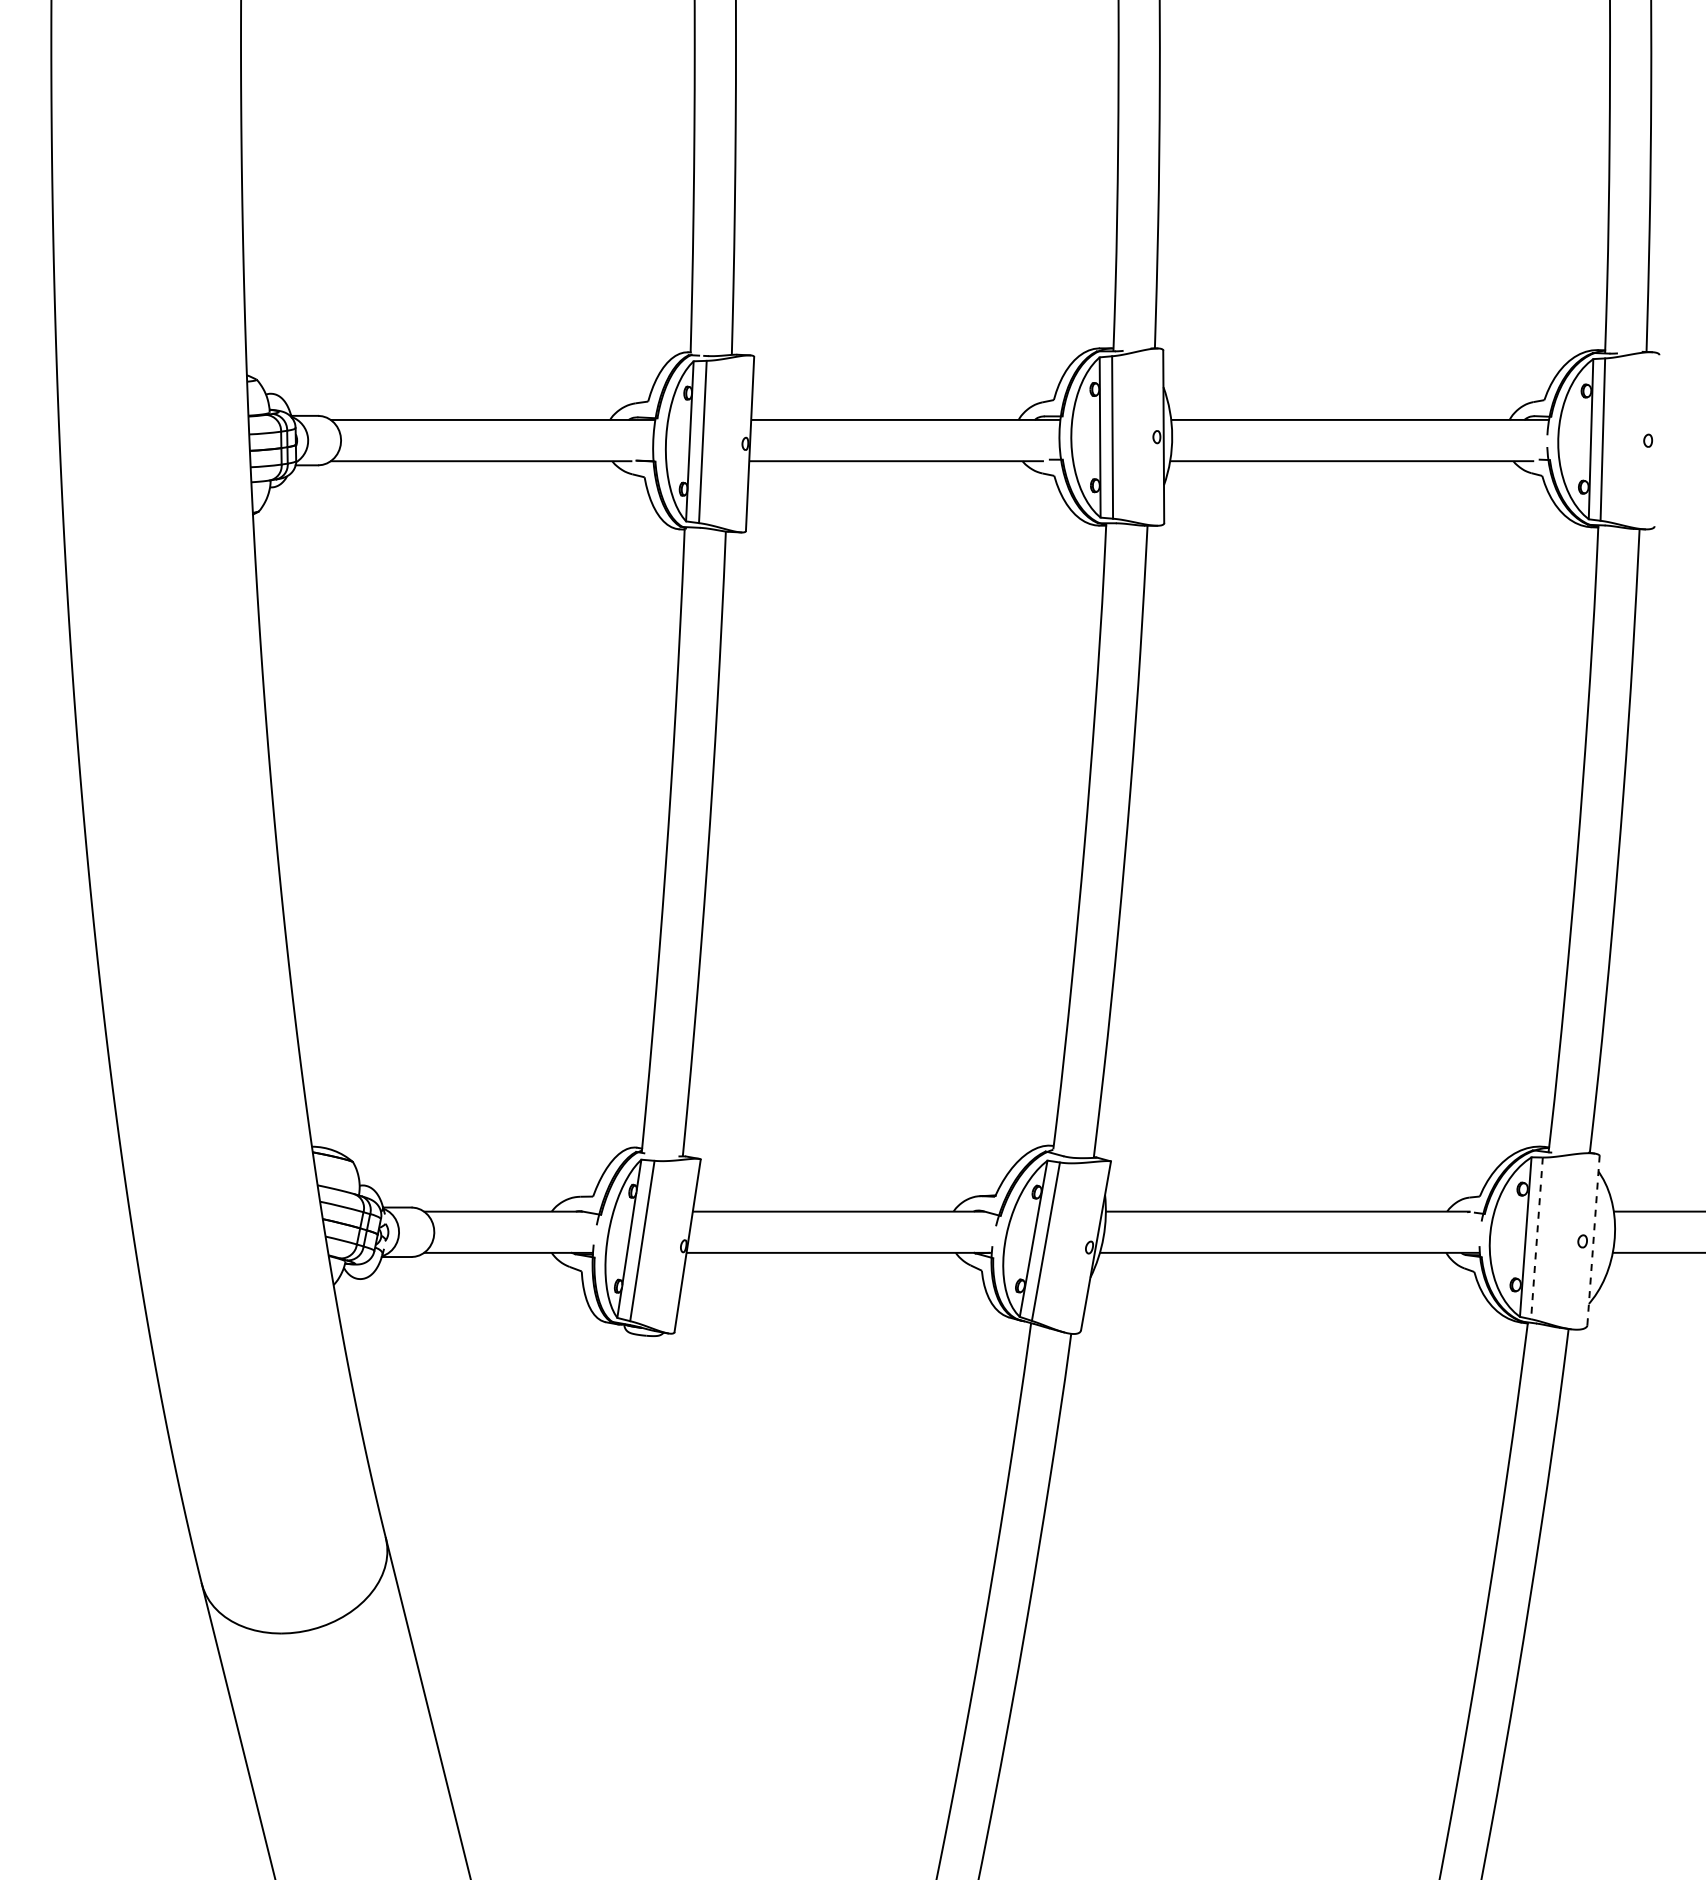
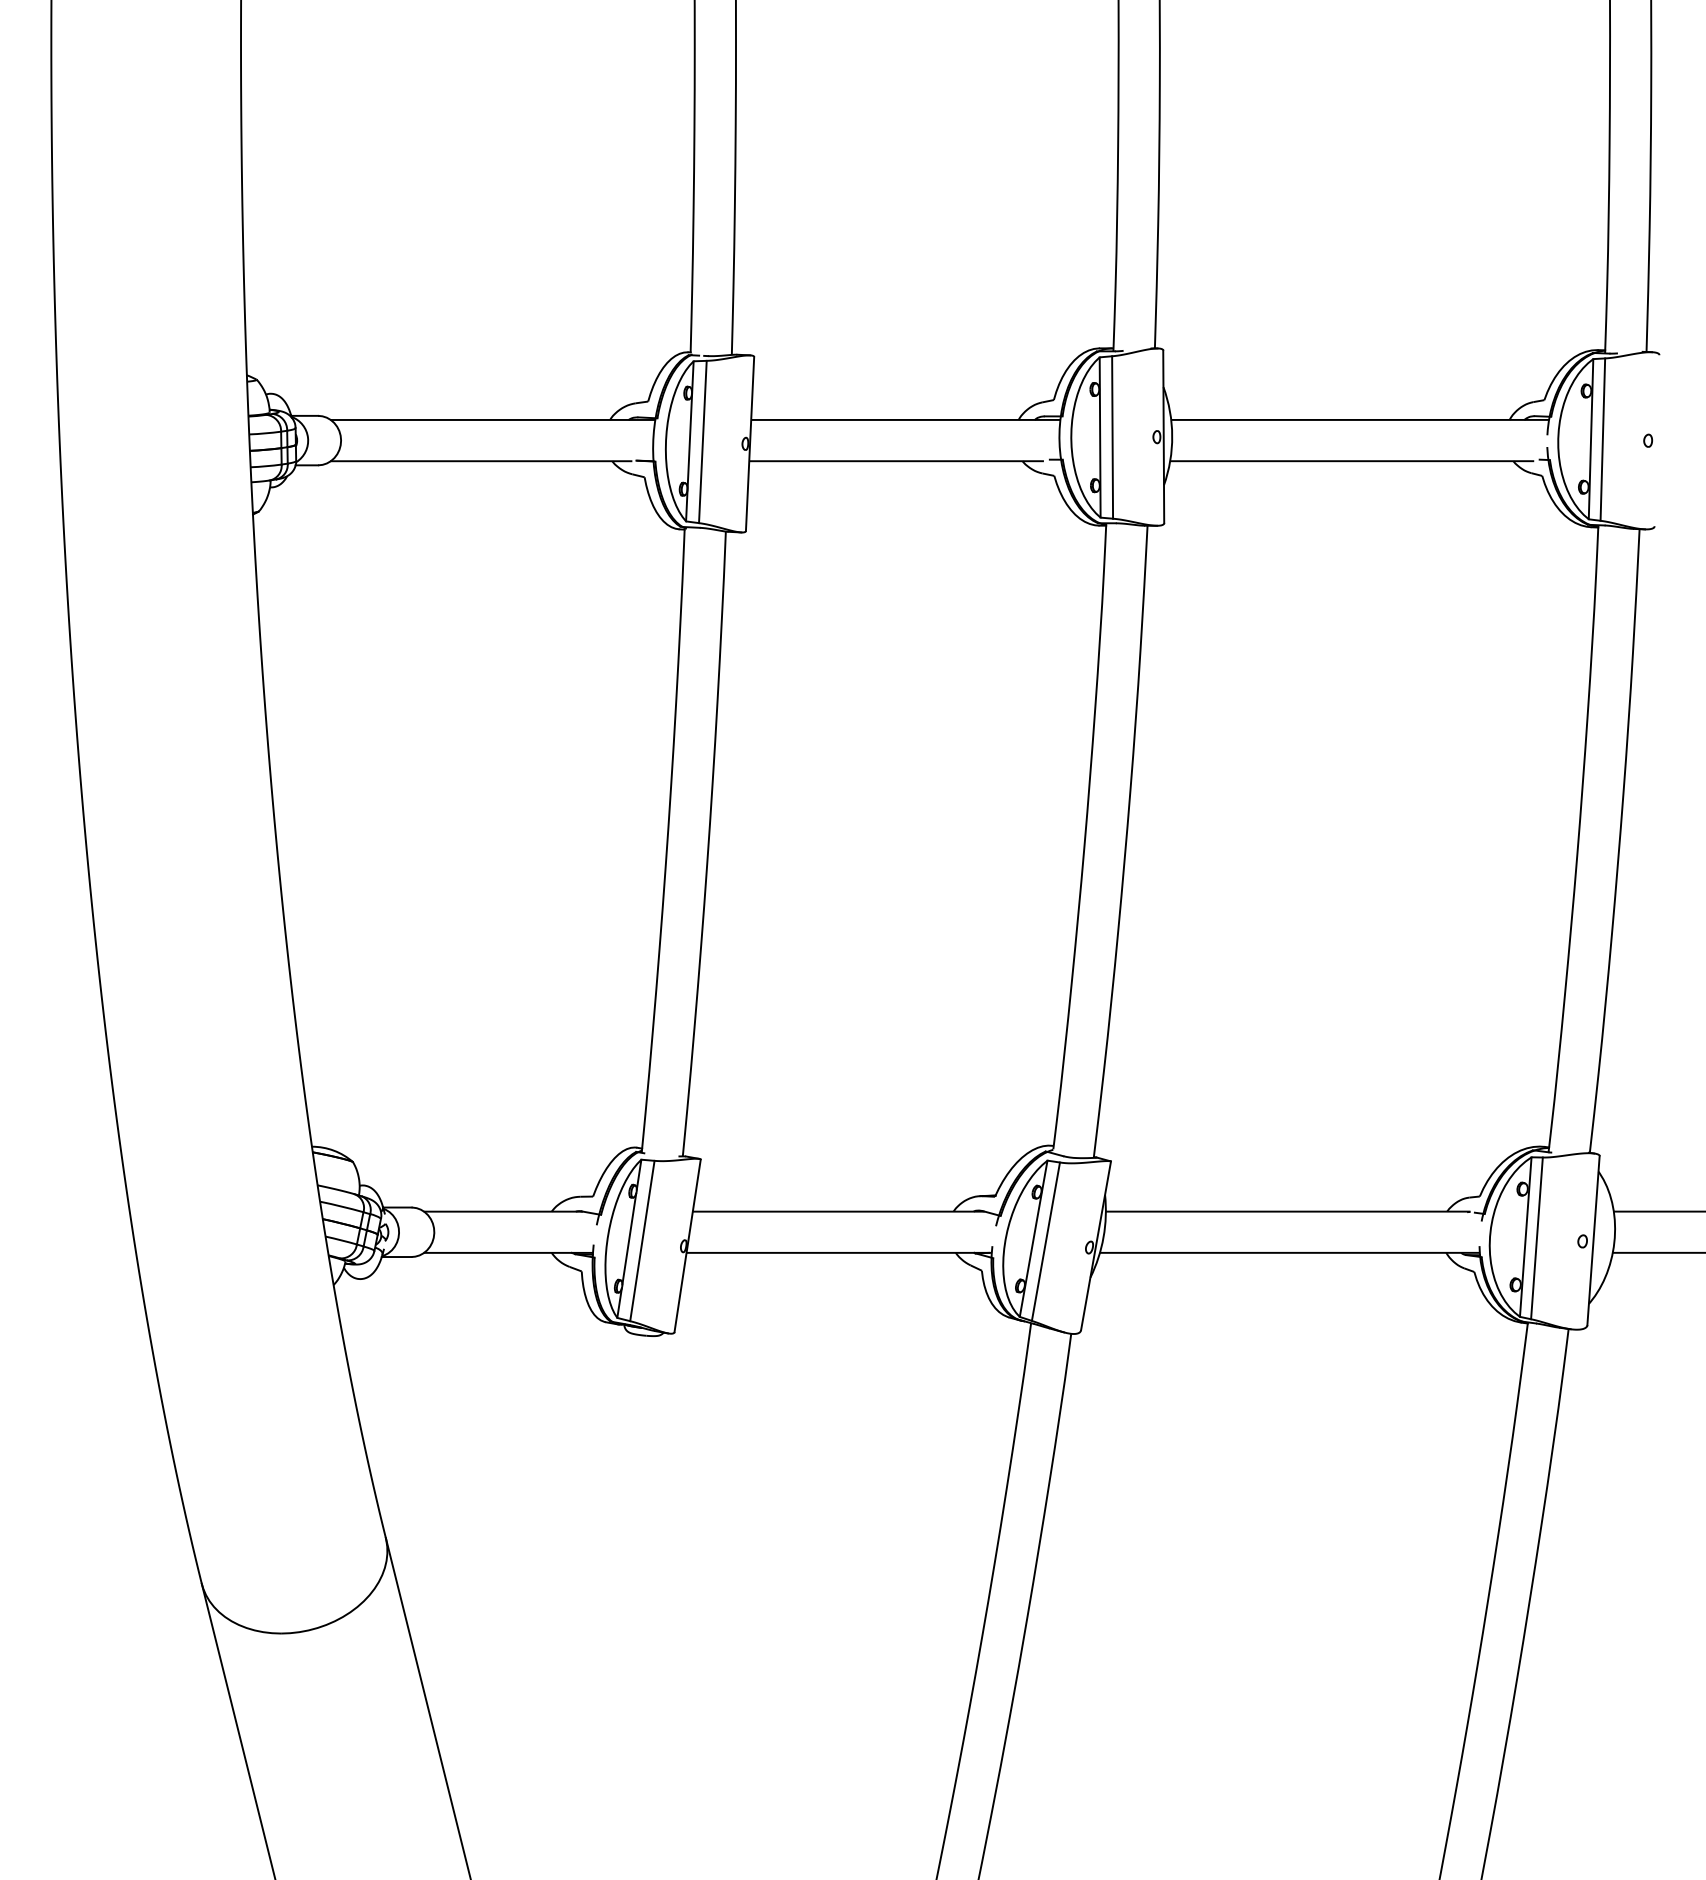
line: dashed -> solid (1536, 1238)
line: dashed -> solid (1593, 1240)
